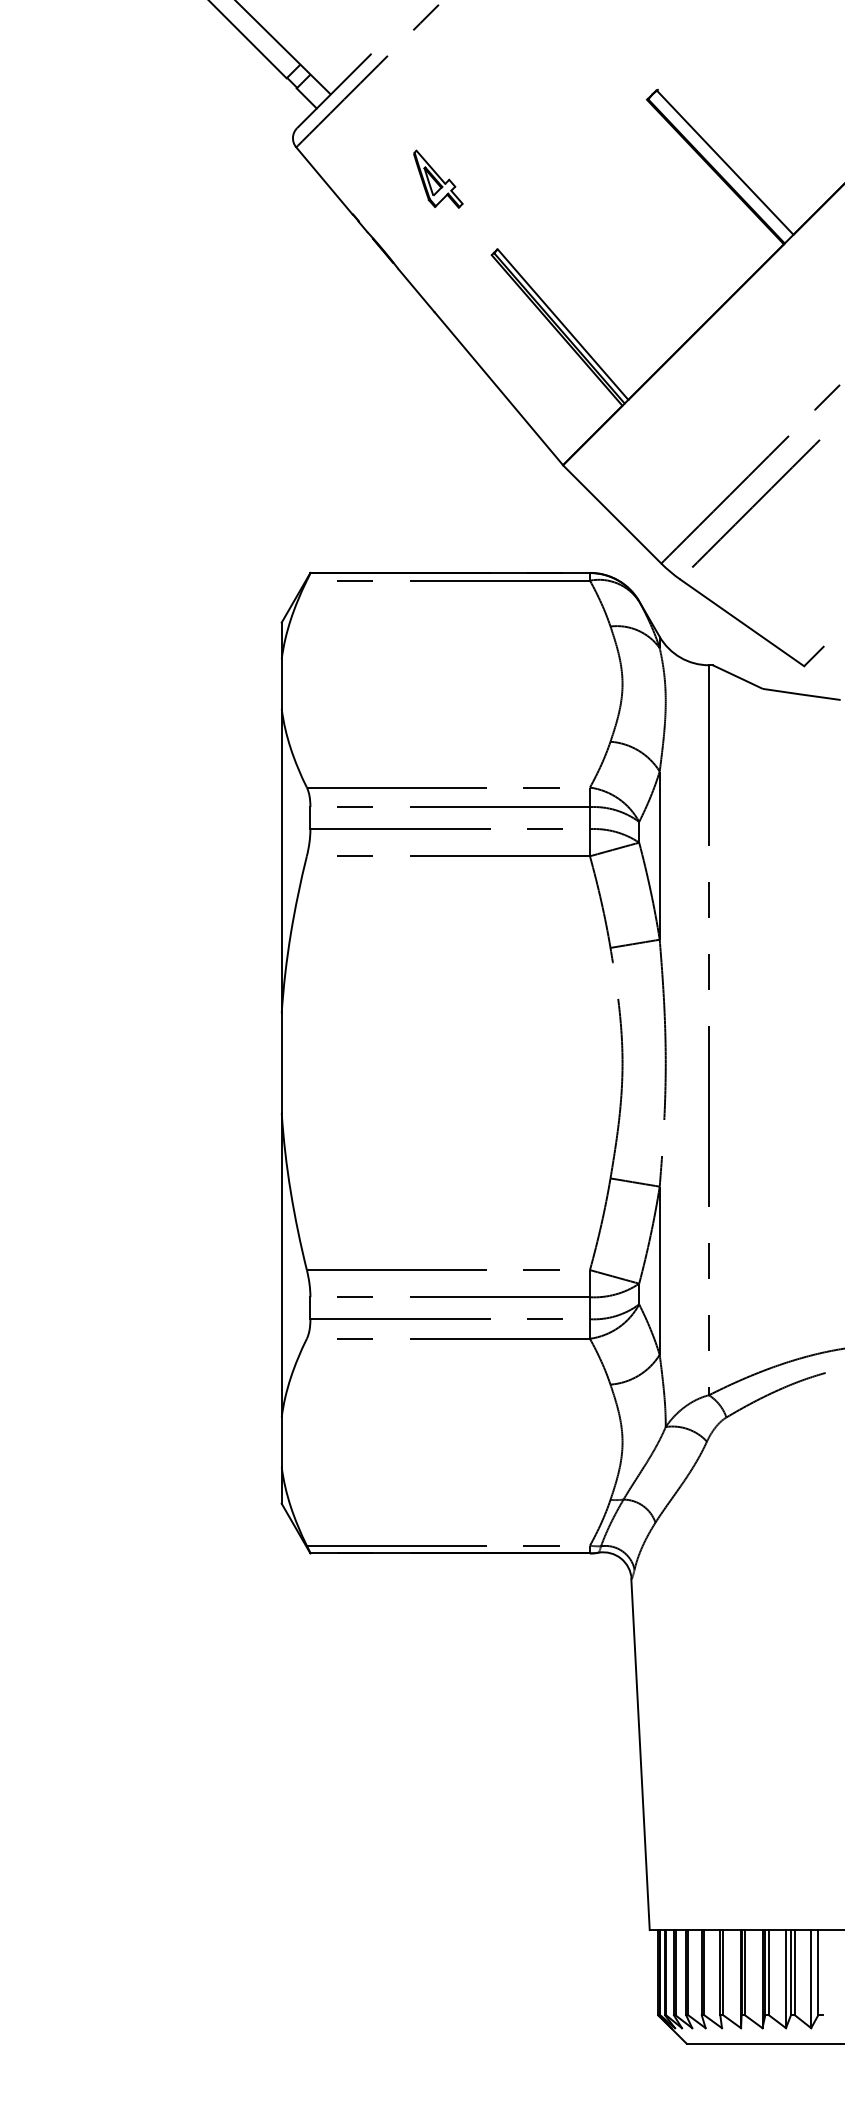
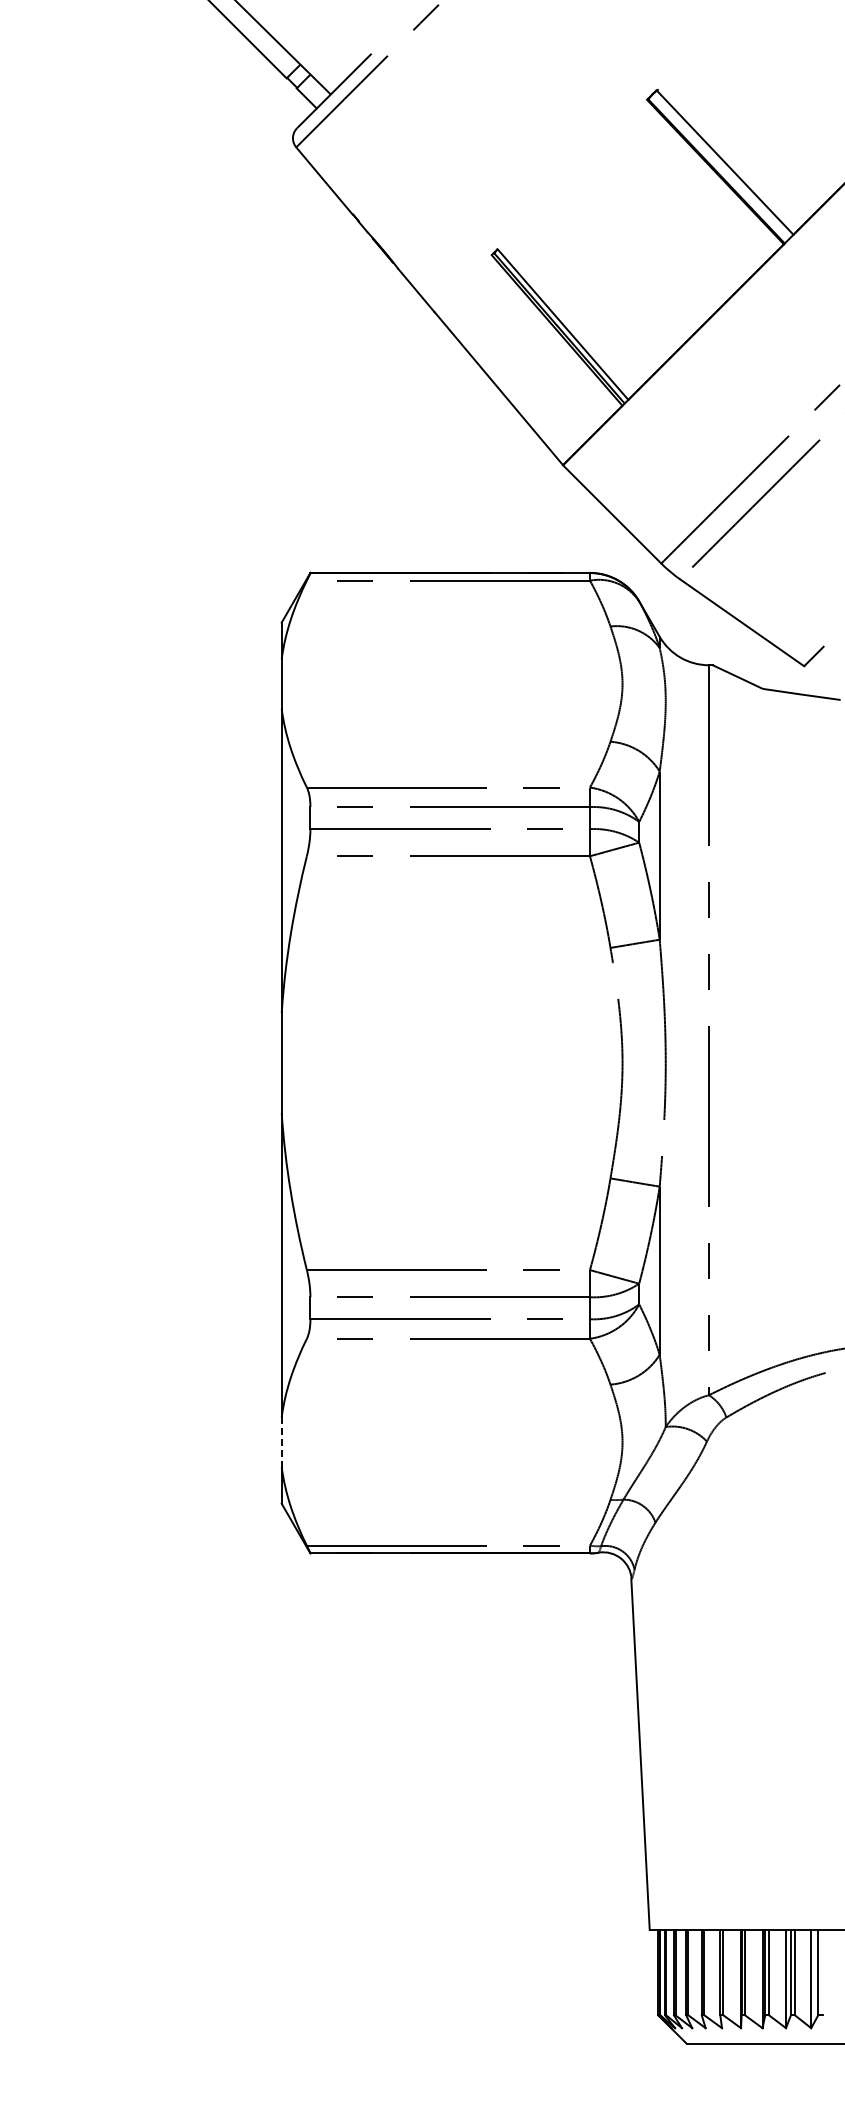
part: present -> none (438, 178)
line: solid -> dashed (281, 1442)
